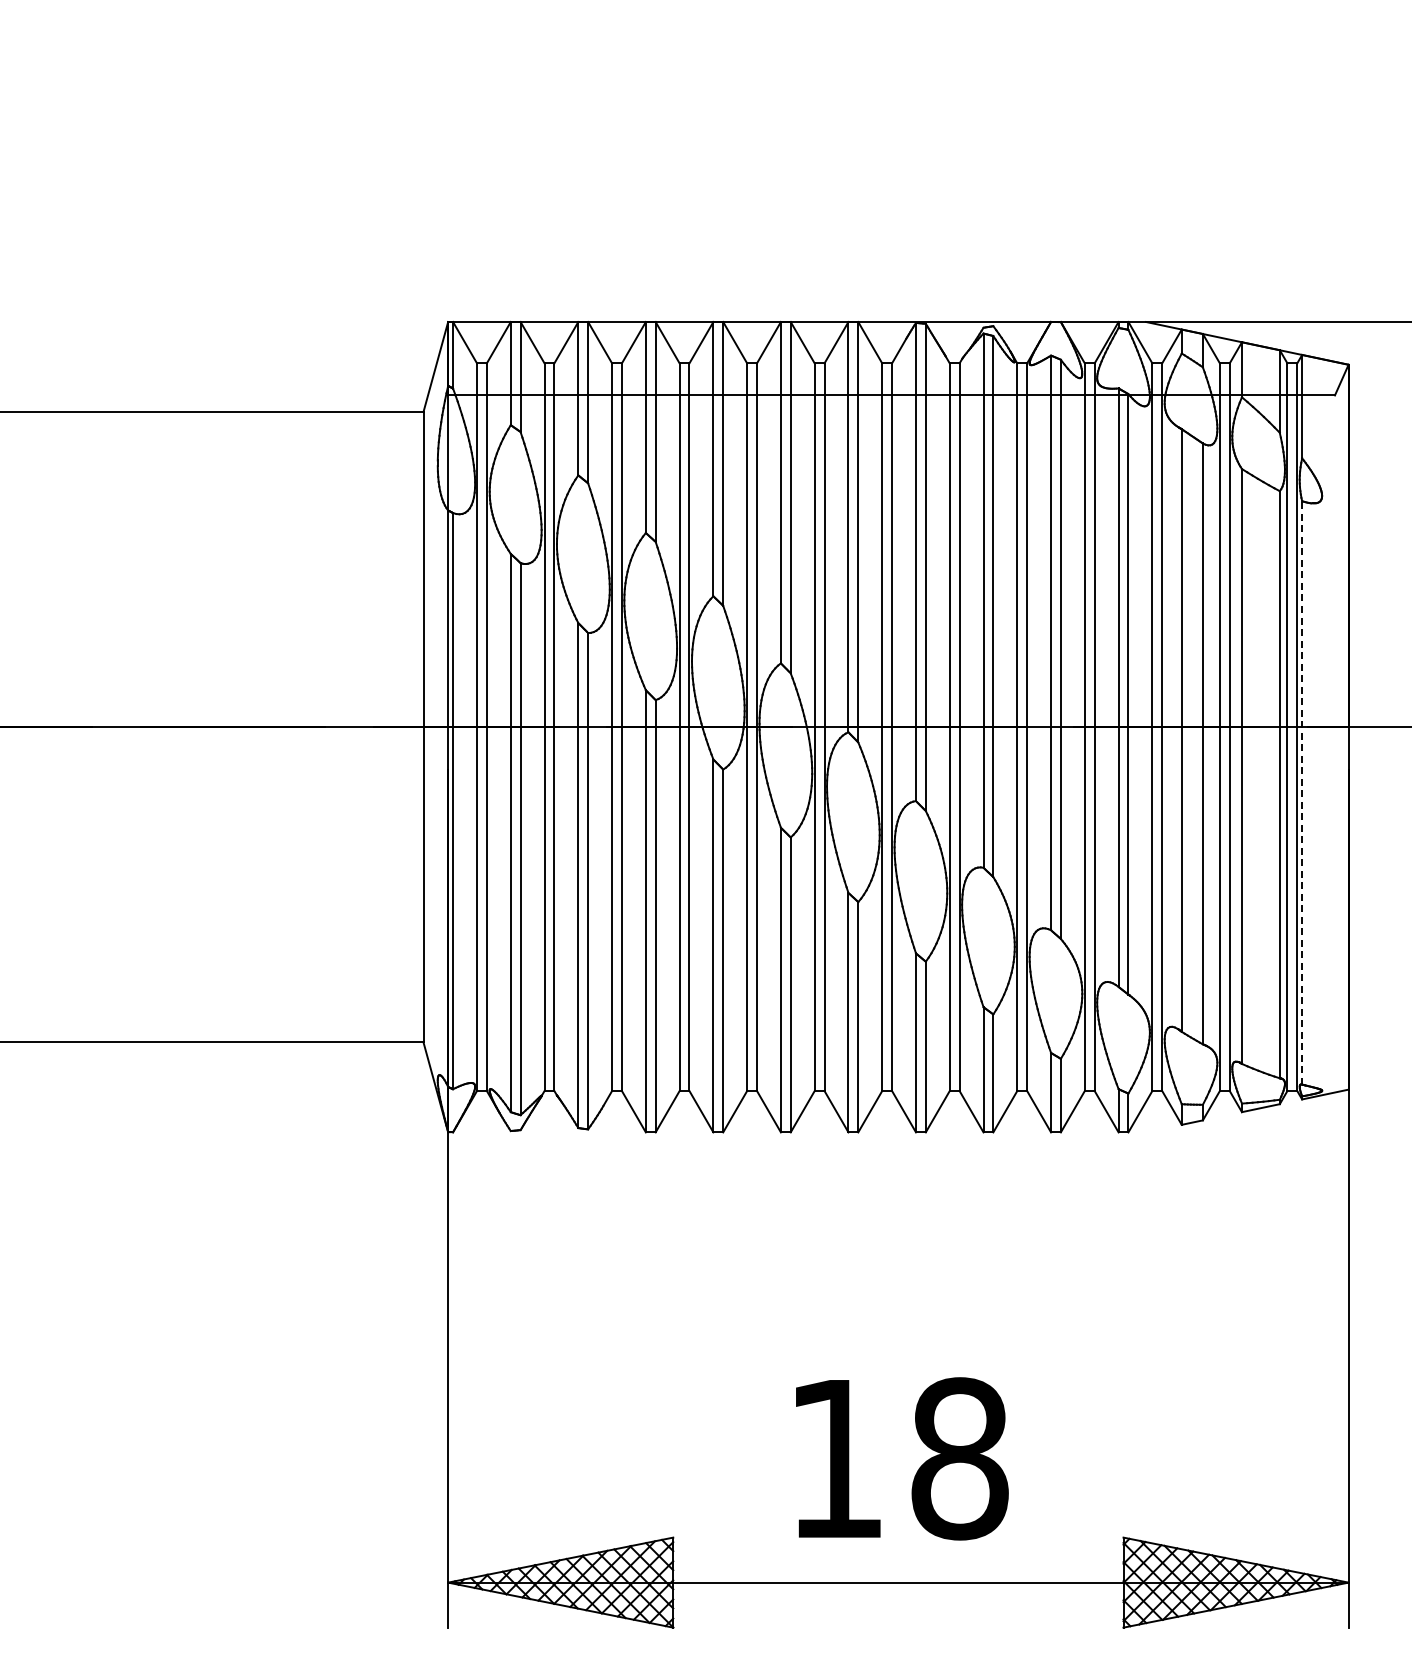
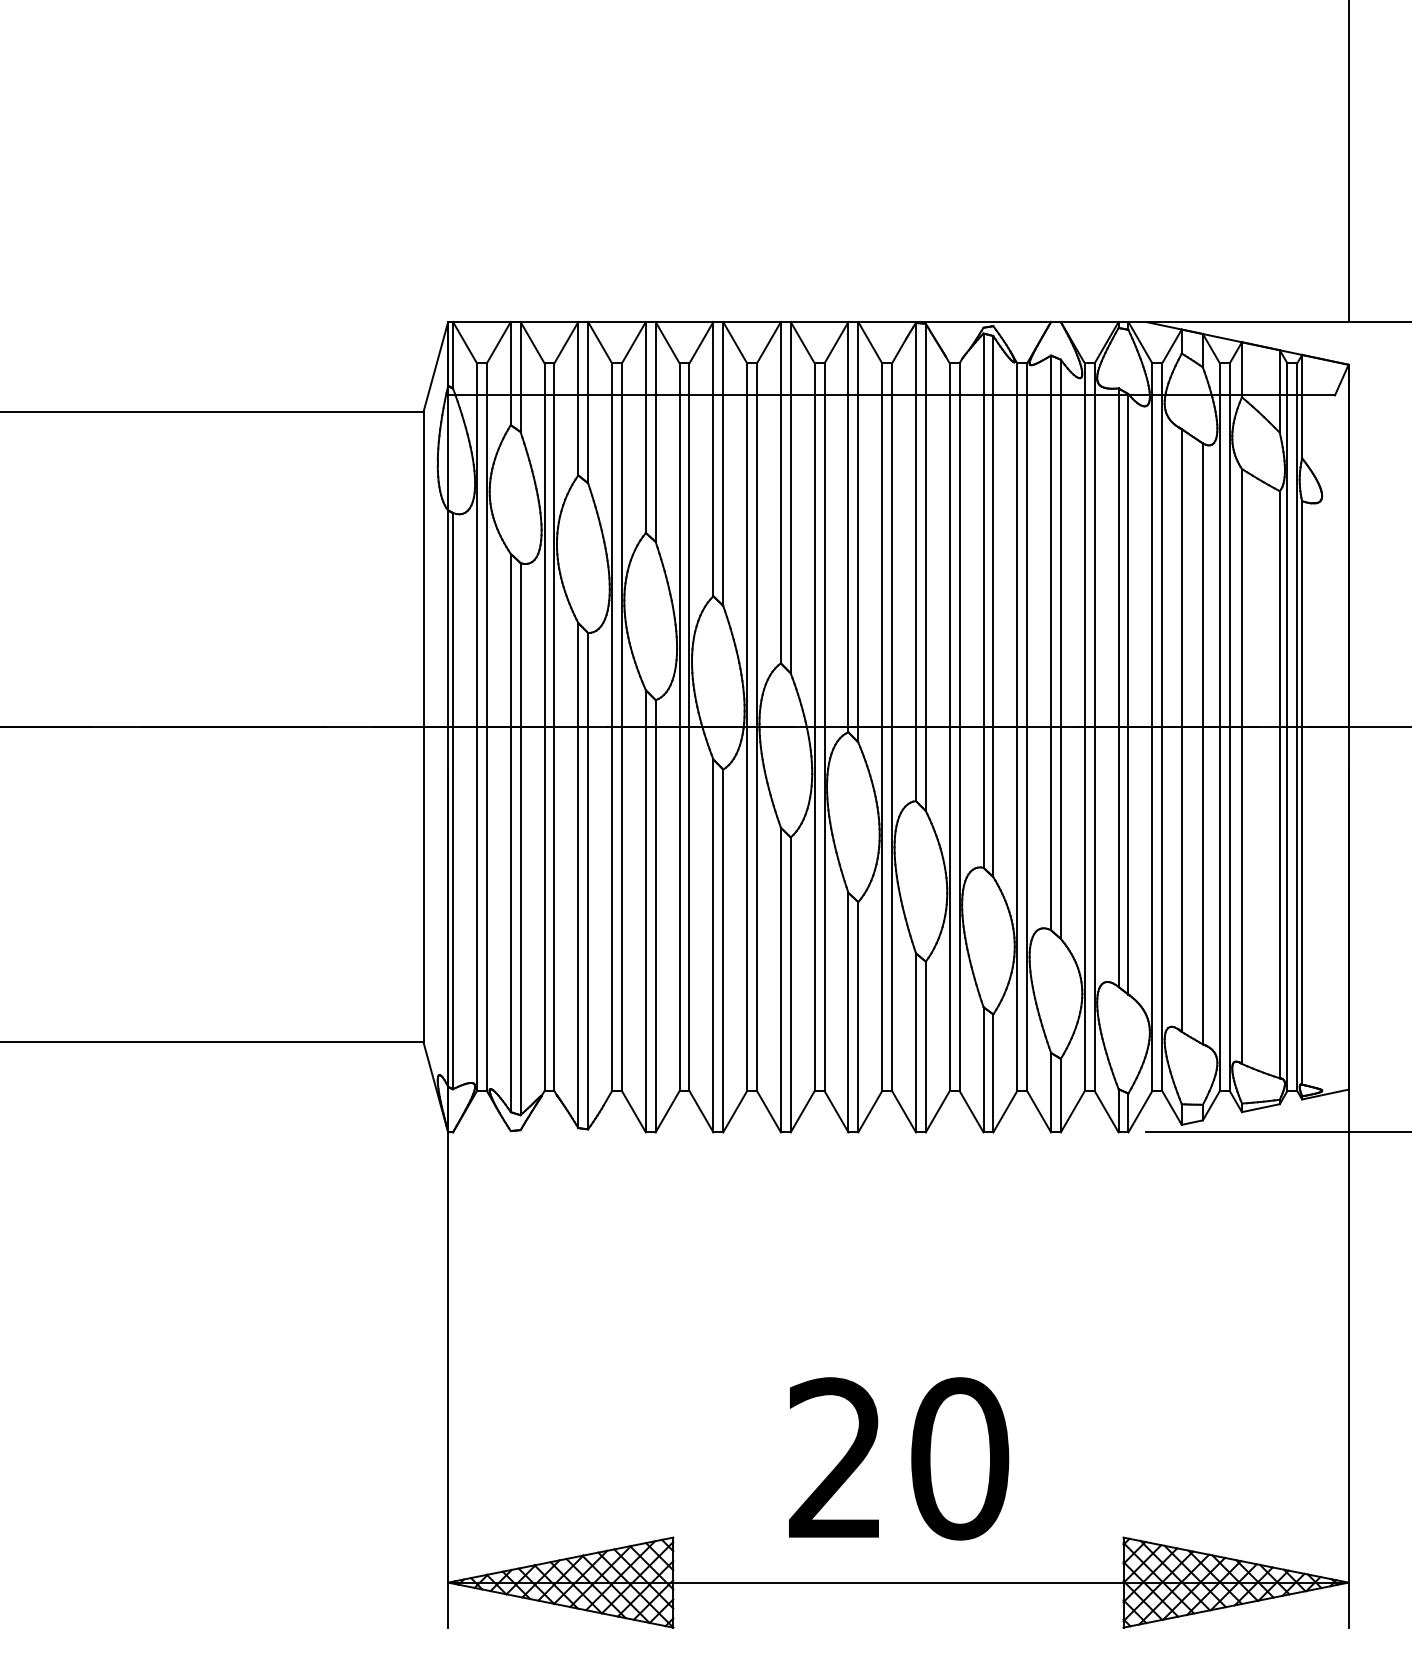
line: none -> present (1348, 162)
line: dashed -> solid (1302, 792)
line: none -> present (1277, 1132)
text: 18 -> 20 (899, 1458)
